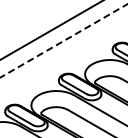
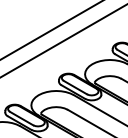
line: dashed -> solid (63, 41)
